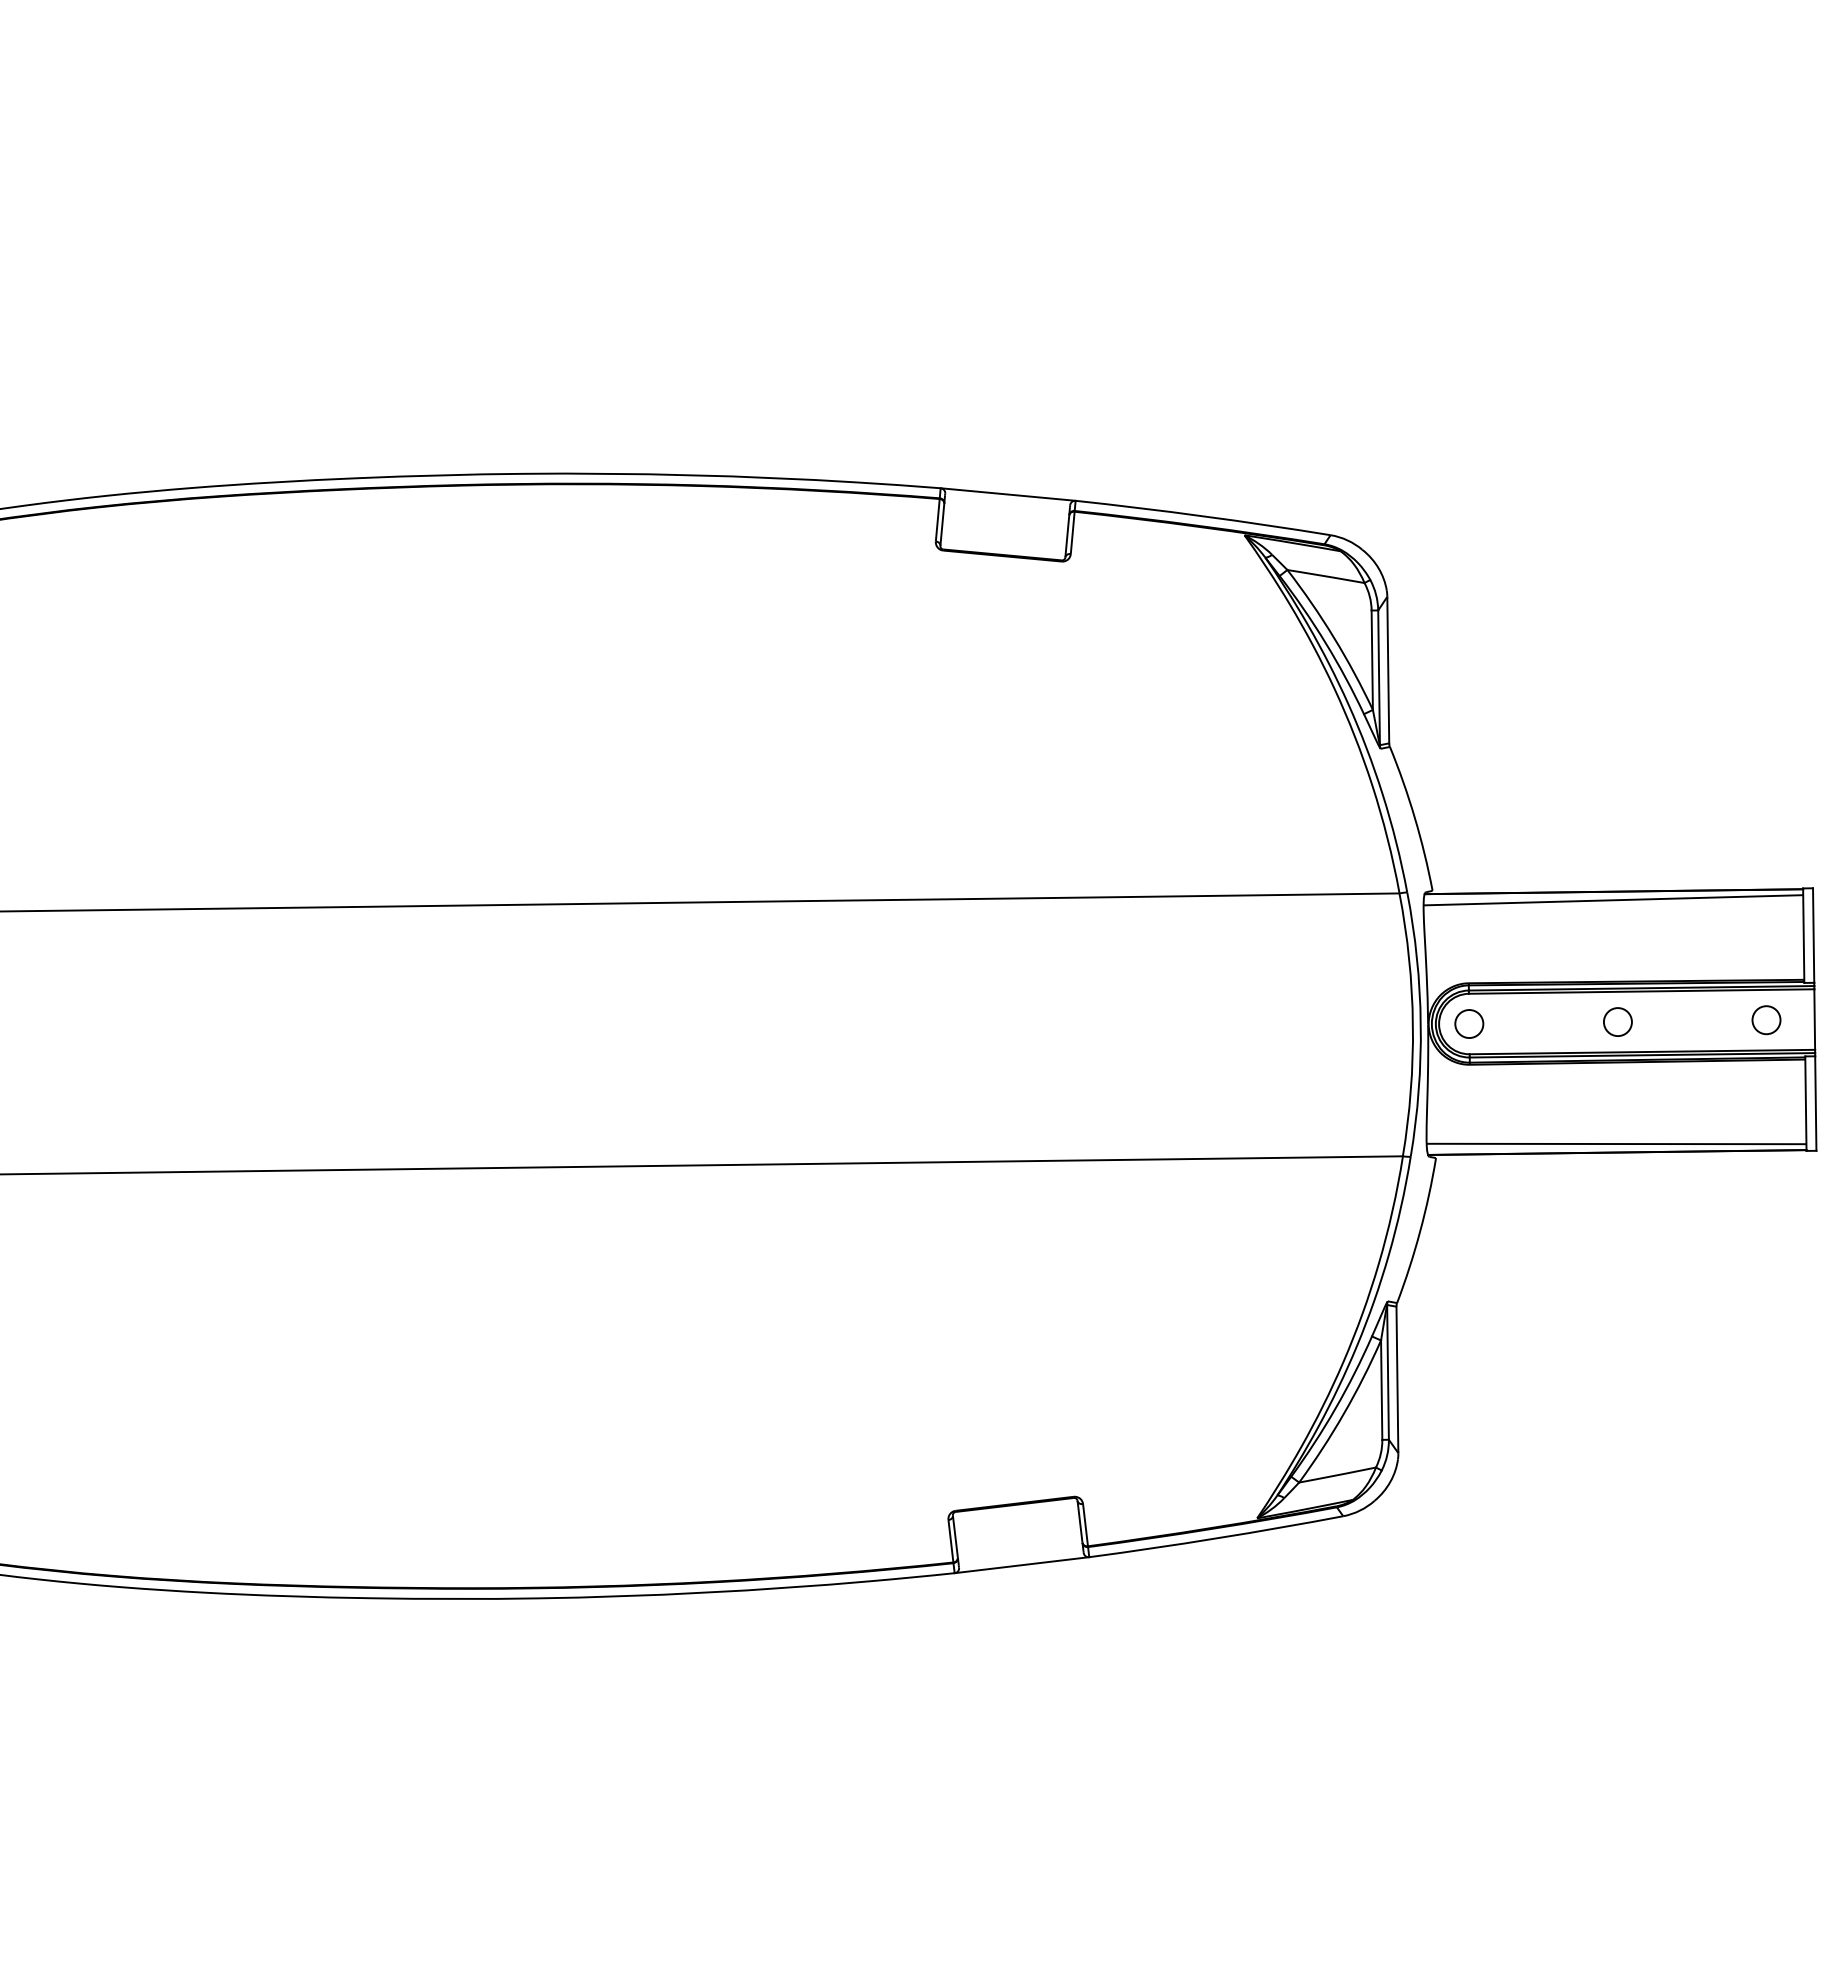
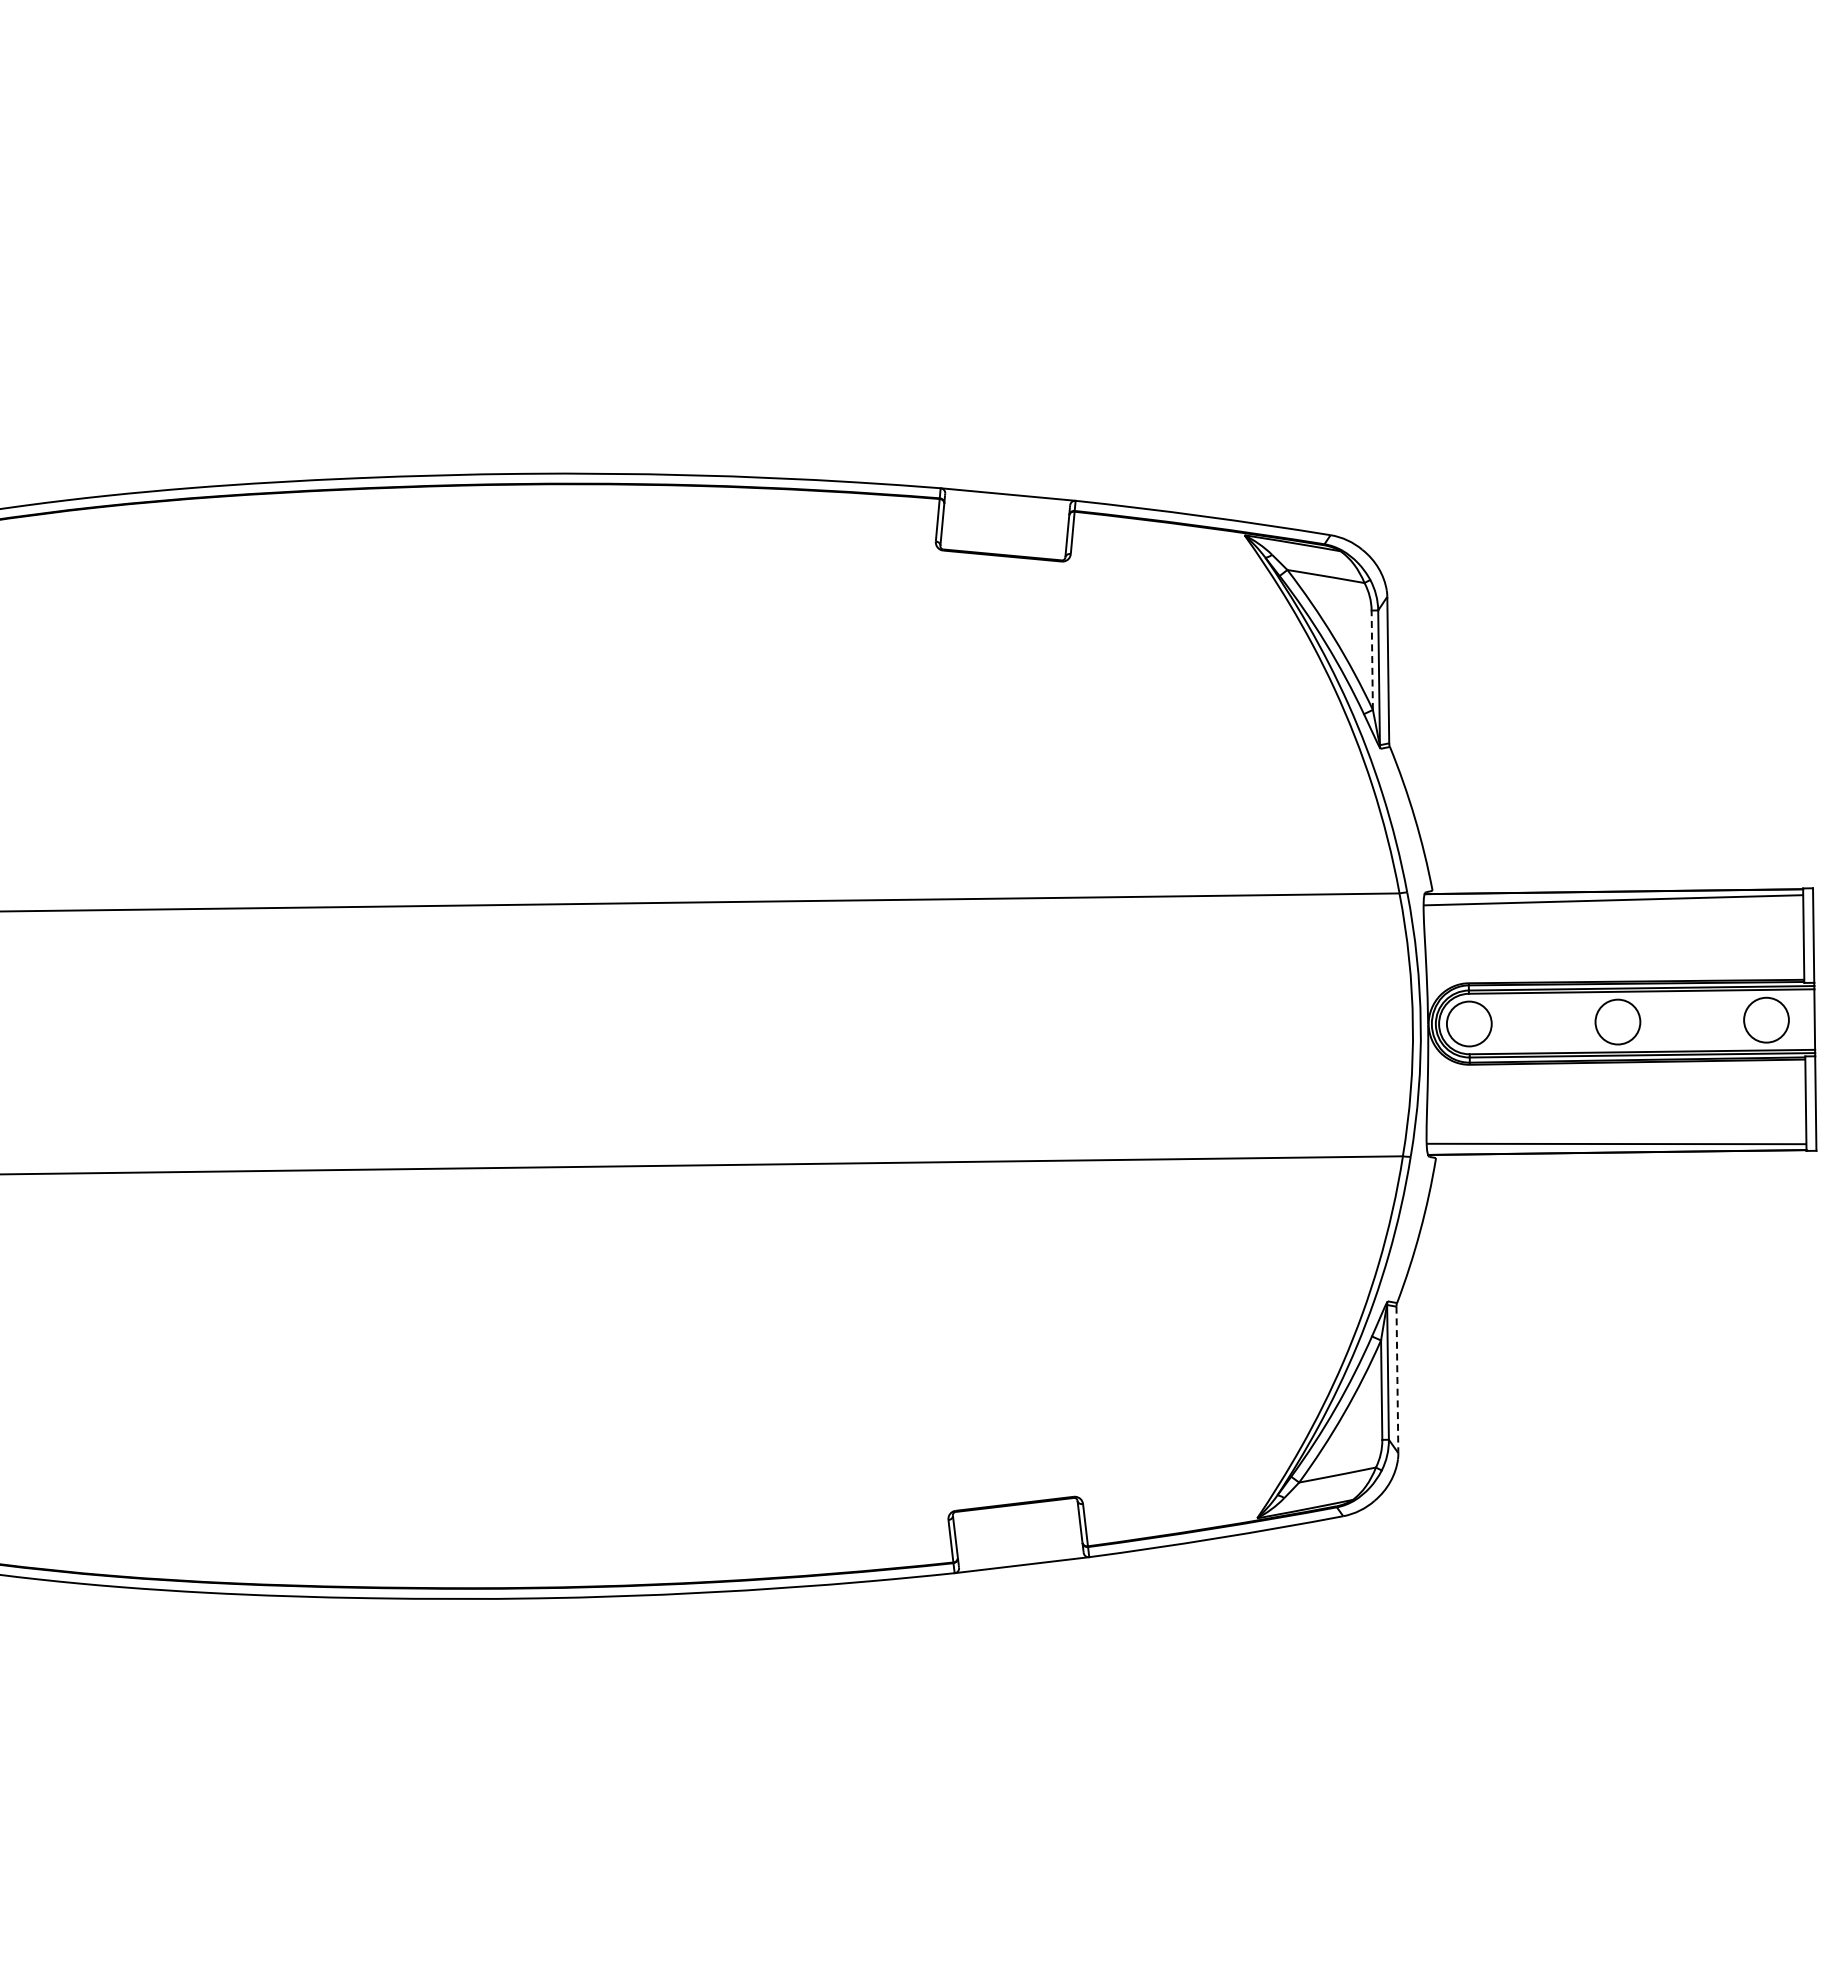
line: solid -> dashed (1372, 660)
circle diameter: 28 px -> 45 px (1766, 1019)
circle diameter: 28 px -> 45 px (1617, 1021)
circle diameter: 28 px -> 45 px (1468, 1023)
line: solid -> dashed (1397, 1379)
